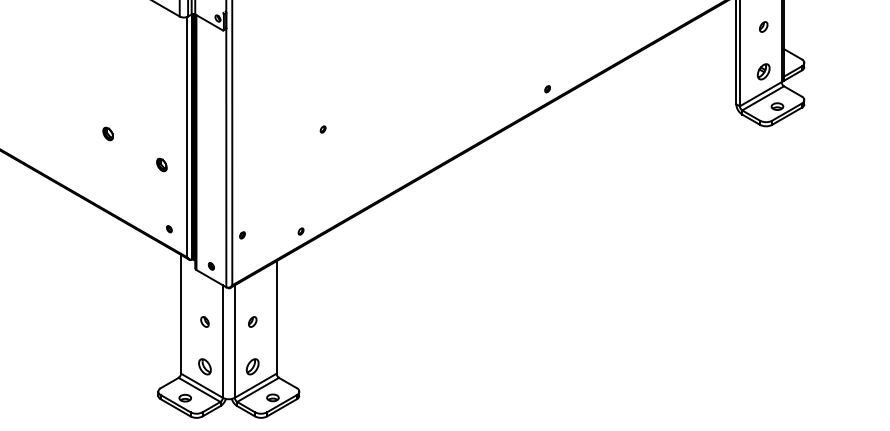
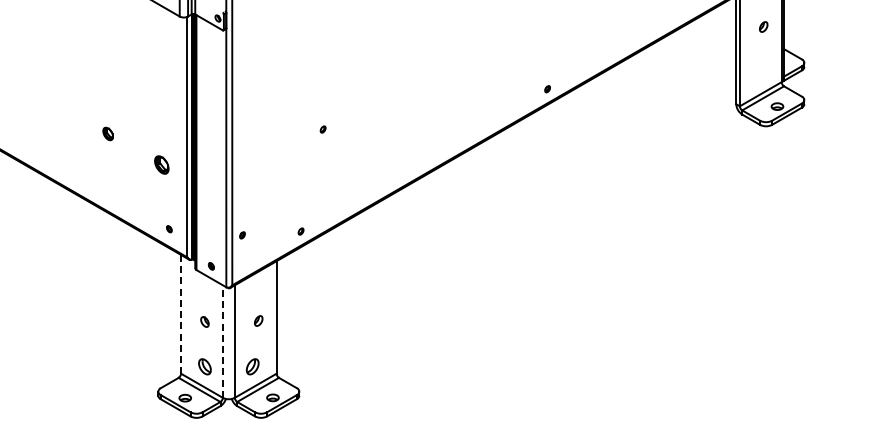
part: present -> none (763, 71)
part size: 12x16 px -> 16x20 px (161, 164)
line: solid -> dashed (181, 314)
part position: (252, 321) -> (258, 320) (258, 320)
line: solid -> dashed (222, 341)
